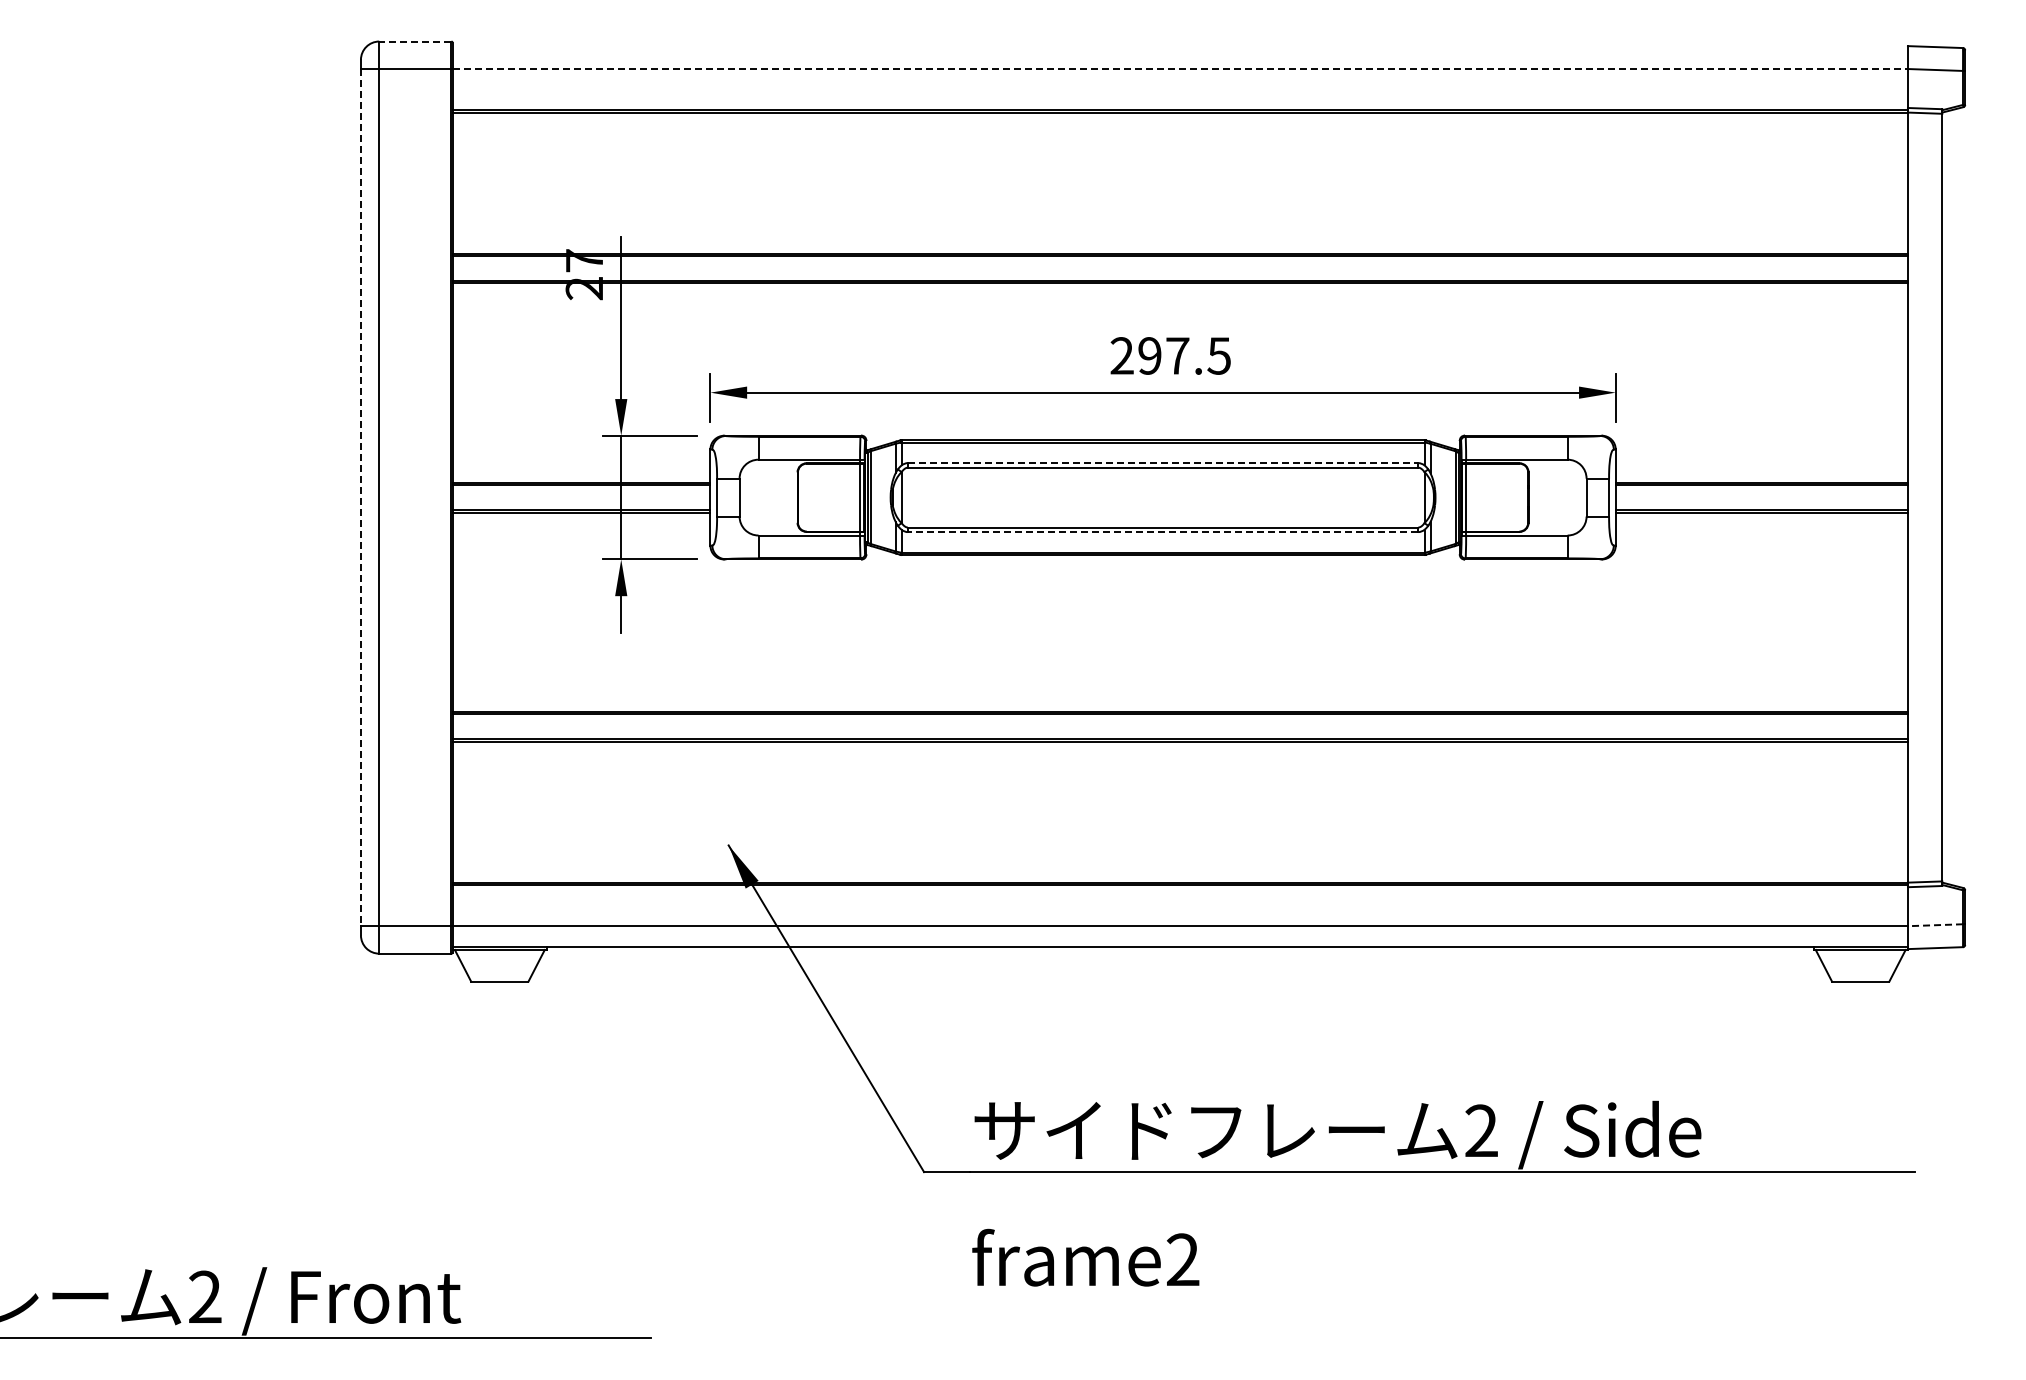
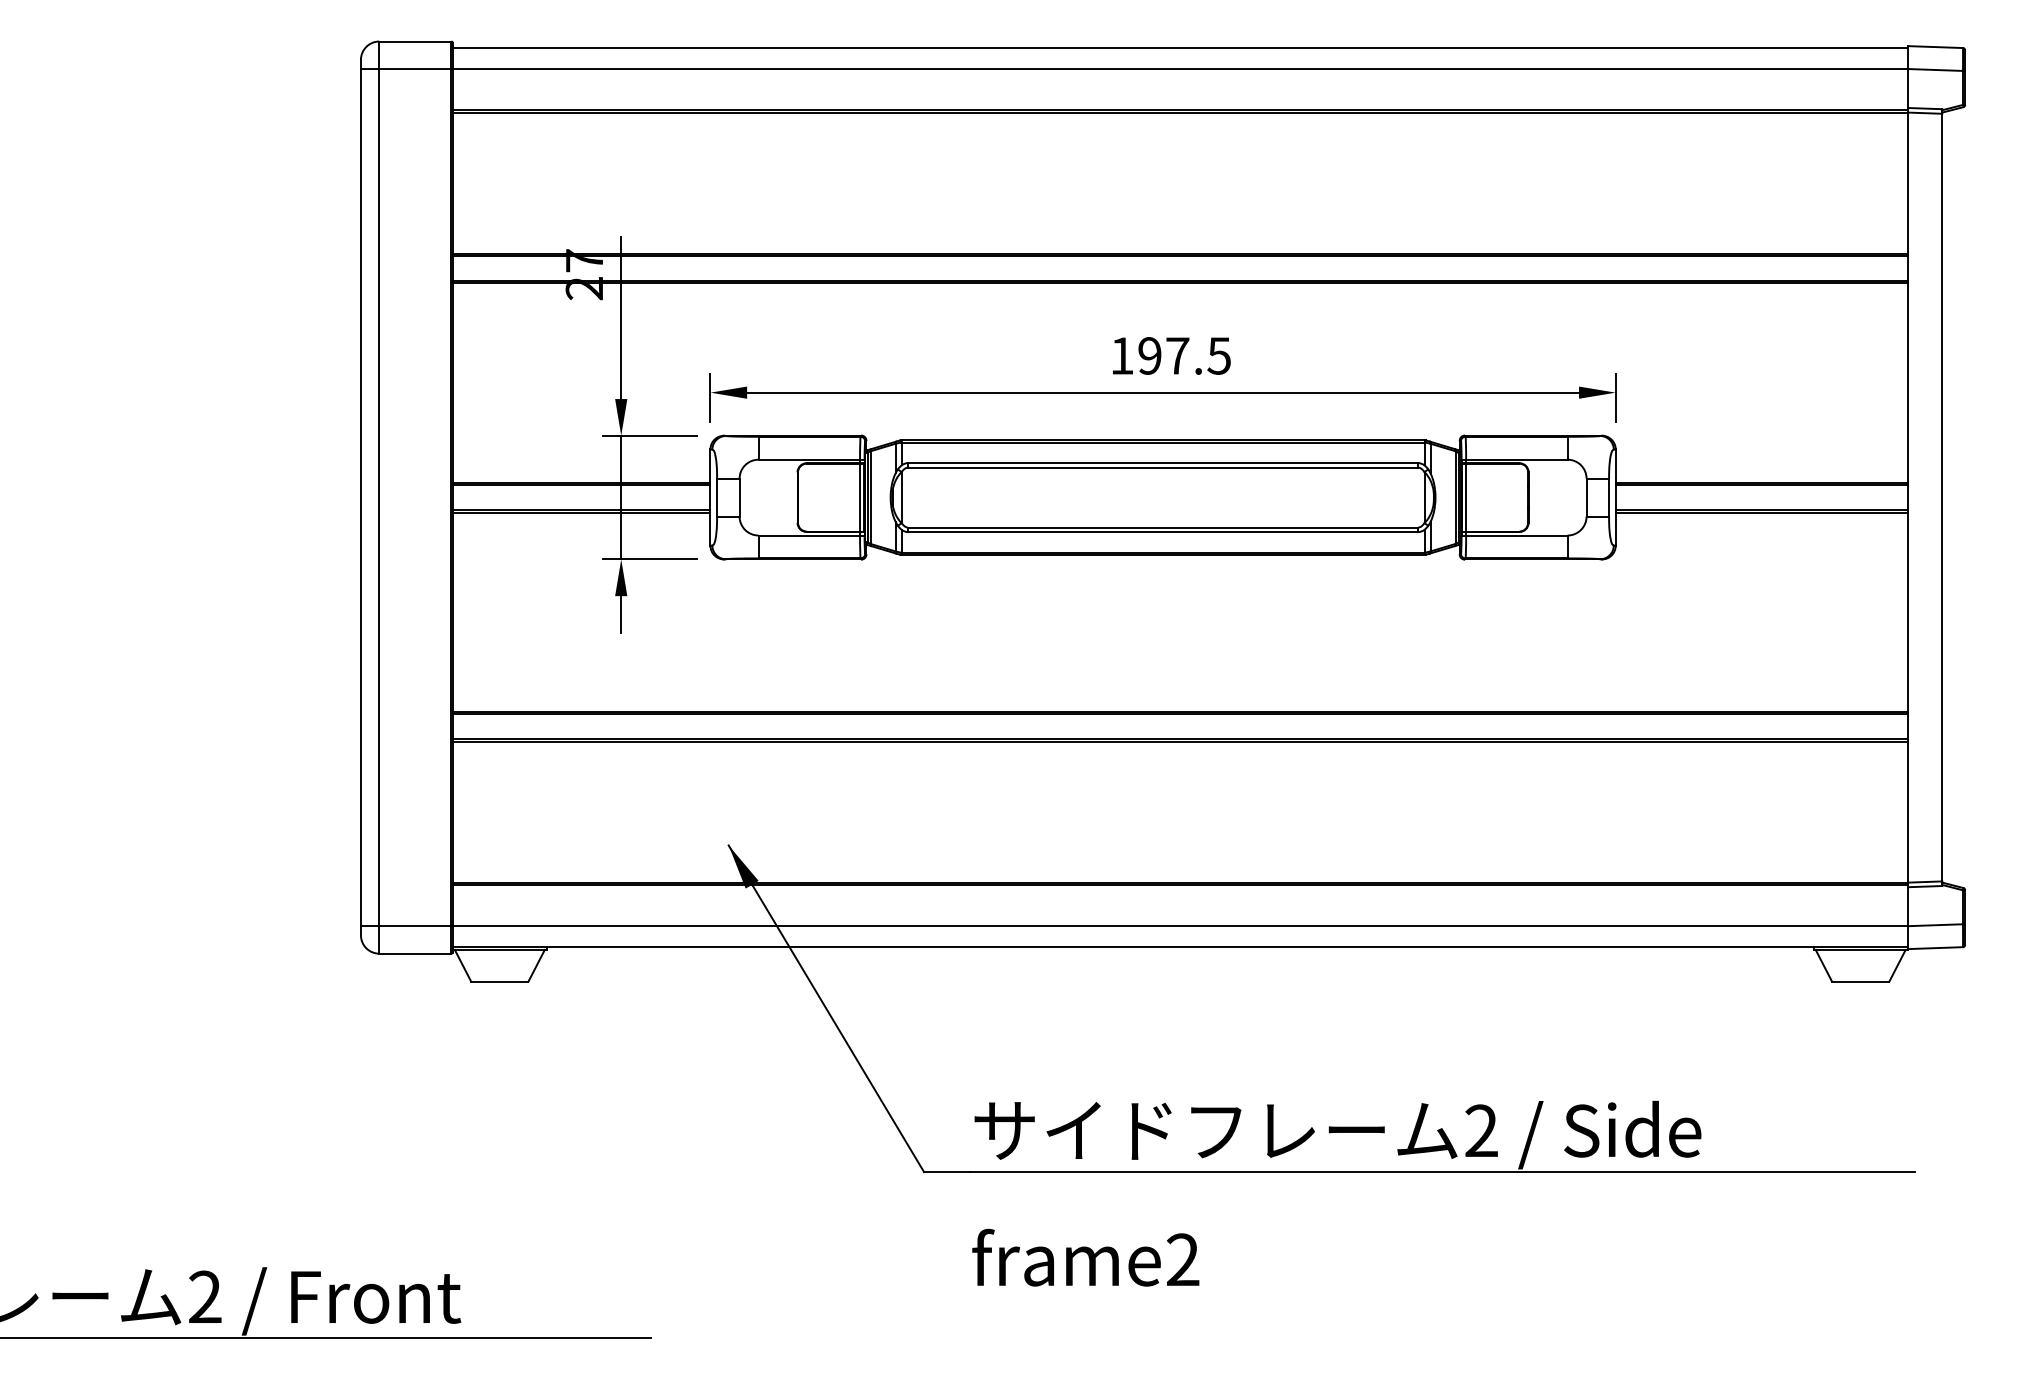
line: dashed -> solid (414, 41)
line: none -> present (1179, 48)
line: dashed -> solid (1180, 69)
text: 297.5 -> 197.5 (1121, 355)
line: dashed -> solid (1163, 463)
line: dashed -> solid (360, 497)
line: dashed -> solid (1162, 532)
line: dashed -> solid (1935, 925)
